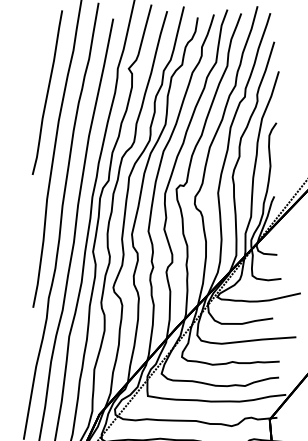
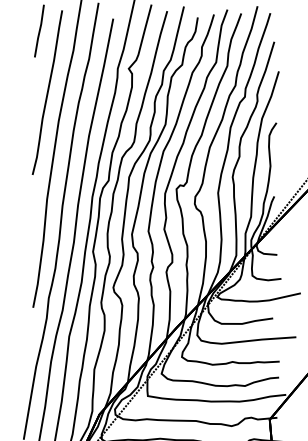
line: none -> present (39, 30)
